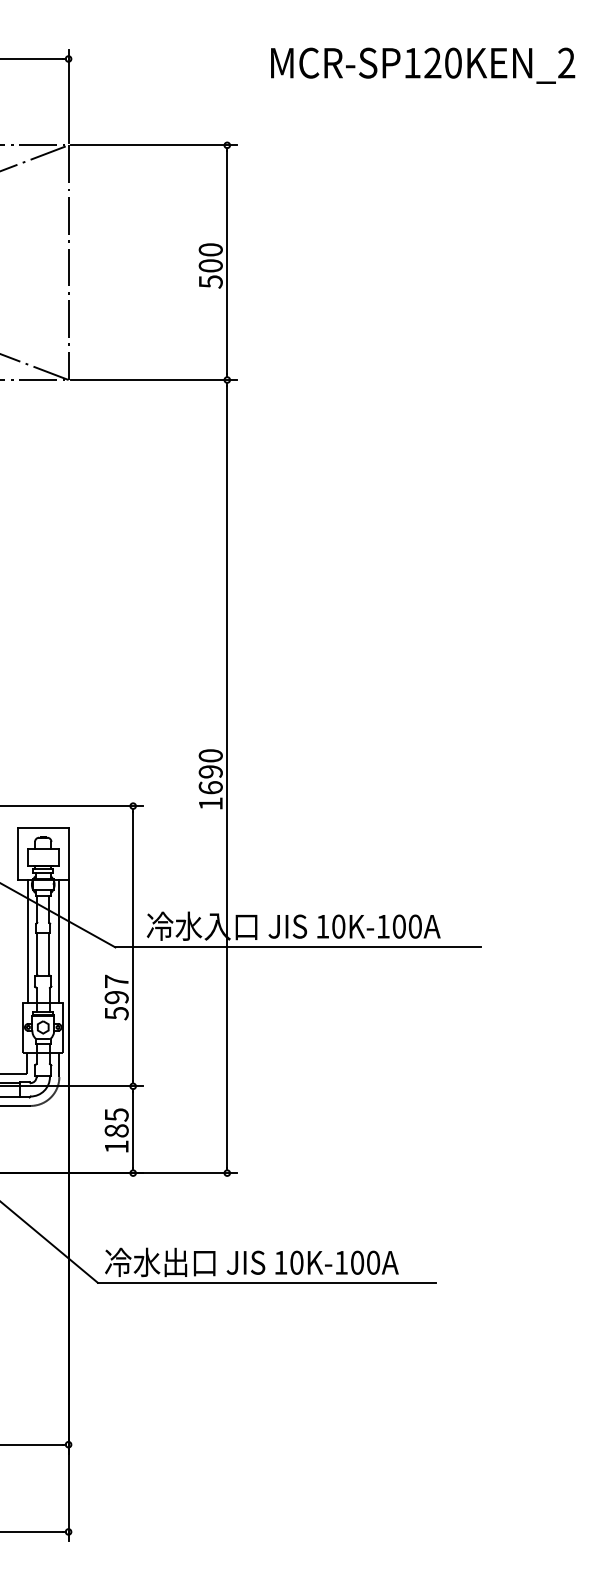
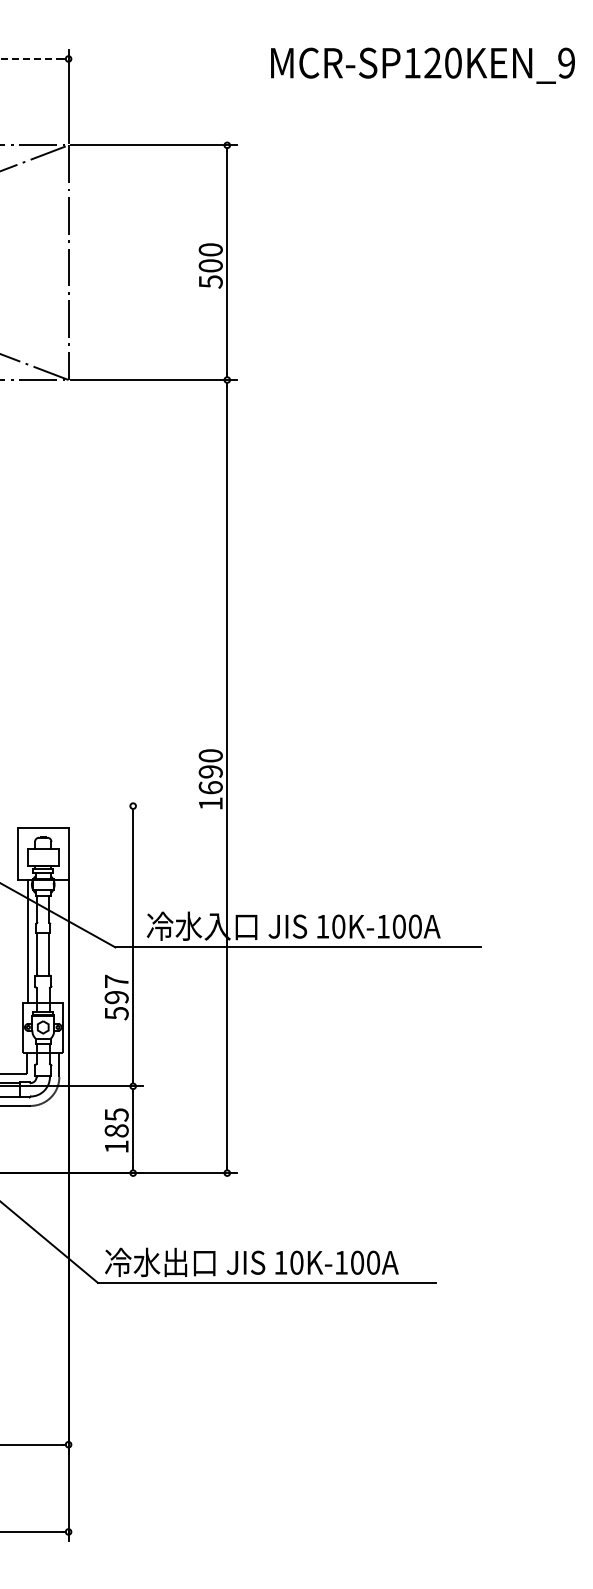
line: solid -> dashed (31, 58)
text: MCR-SP120KEN_2 -> MCR-SP120KEN_9 (566, 63)
line: present -> none (72, 806)
line: present -> none (58, 941)
